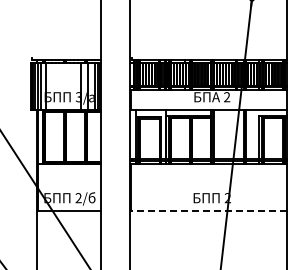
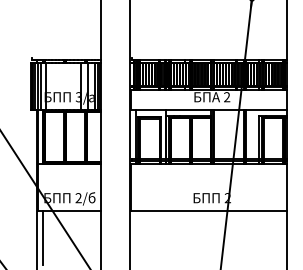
line: dashed -> solid (208, 211)
line: none -> present (43, 237)
